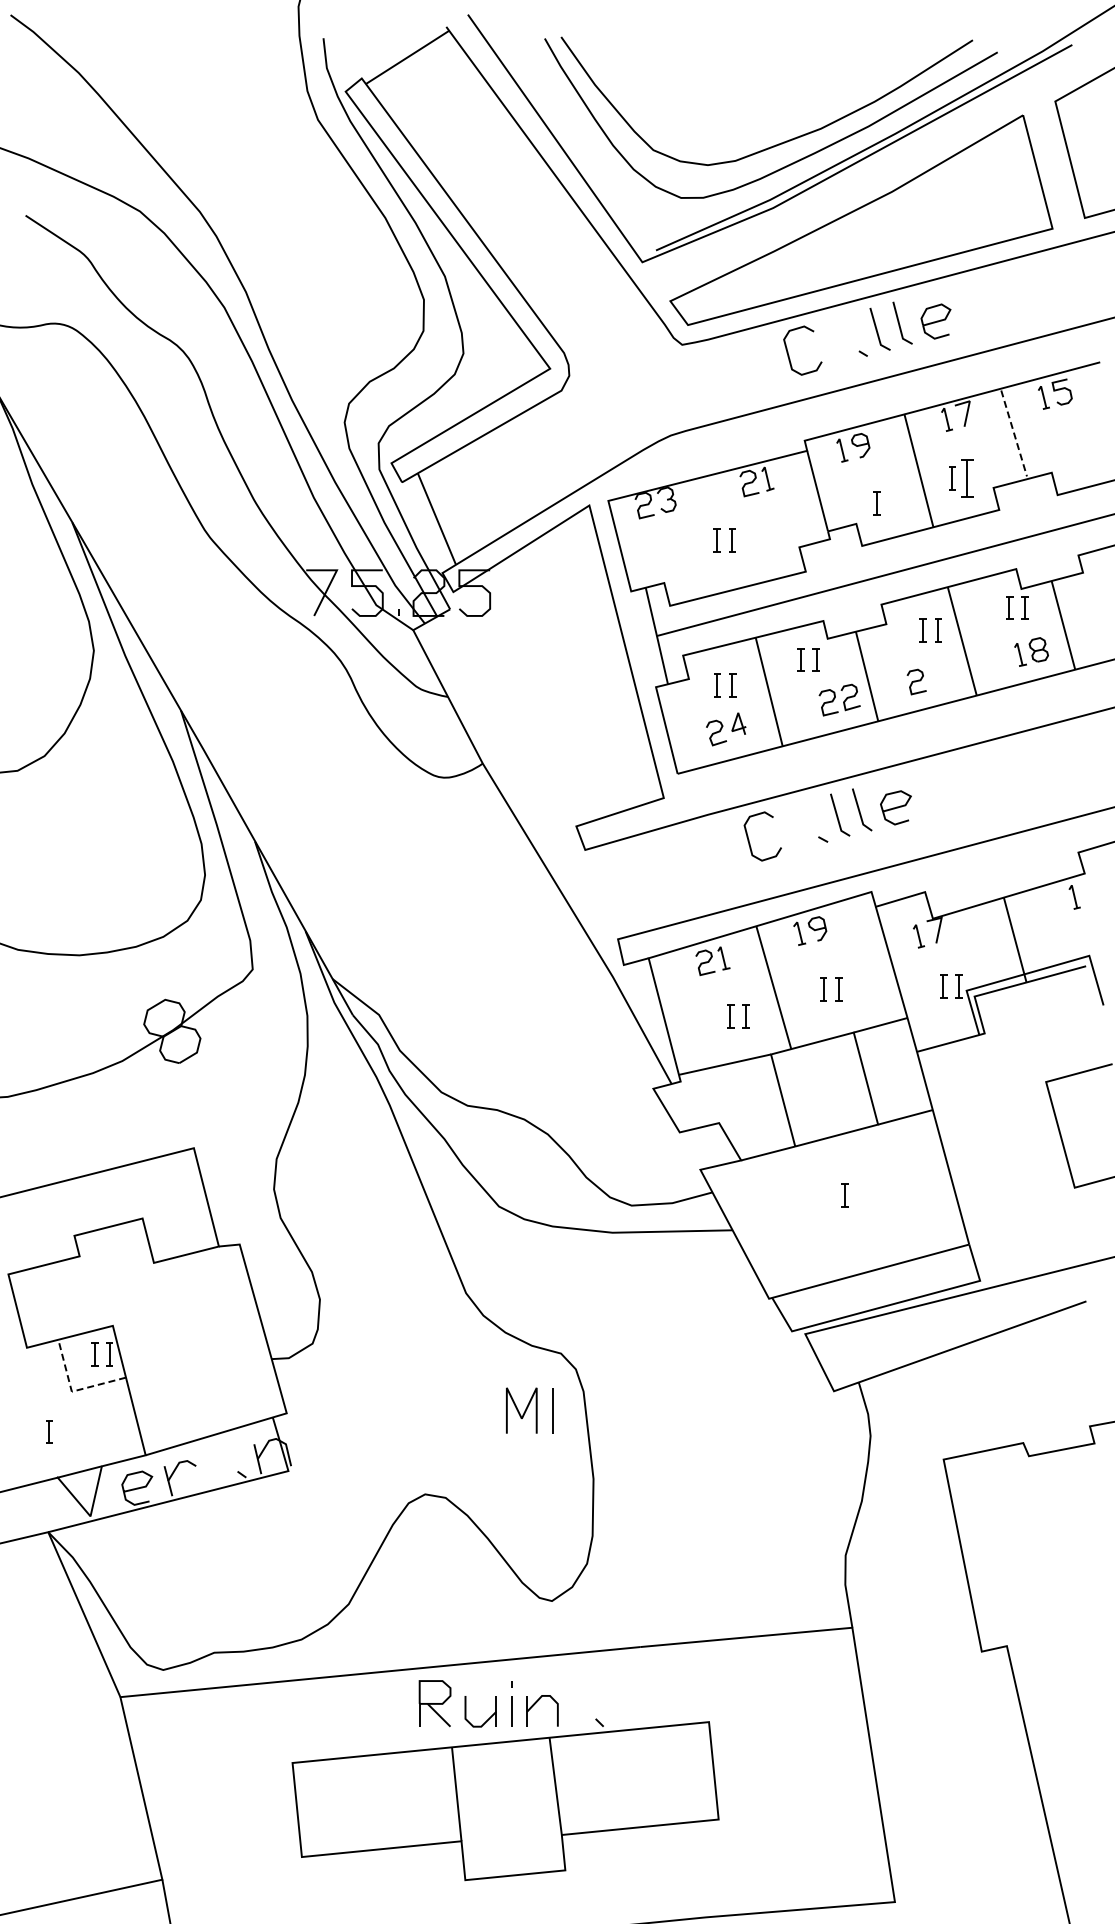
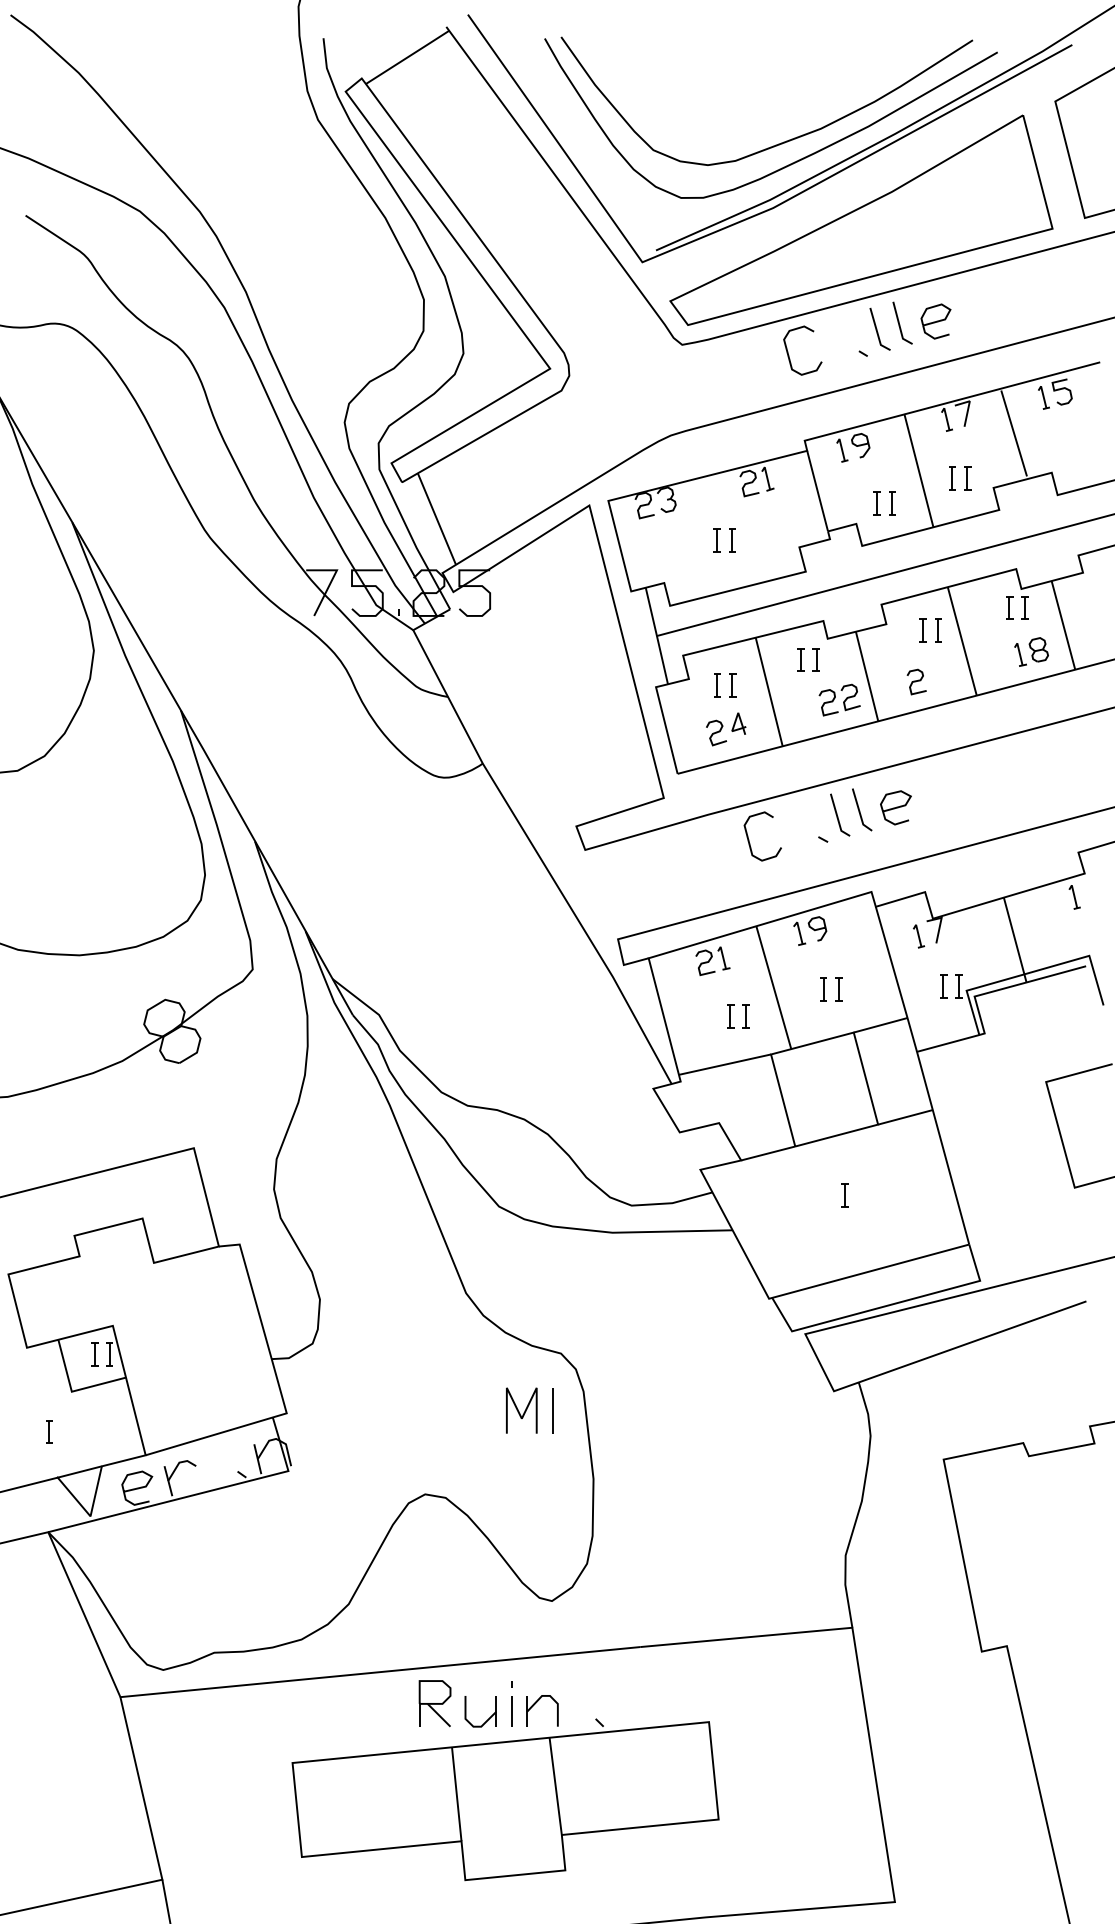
line: dashed -> solid (1014, 433)
part size: 13x39 px -> 8x25 px (967, 478)
part: none -> present (892, 503)
line: dashed -> solid (71, 1391)
